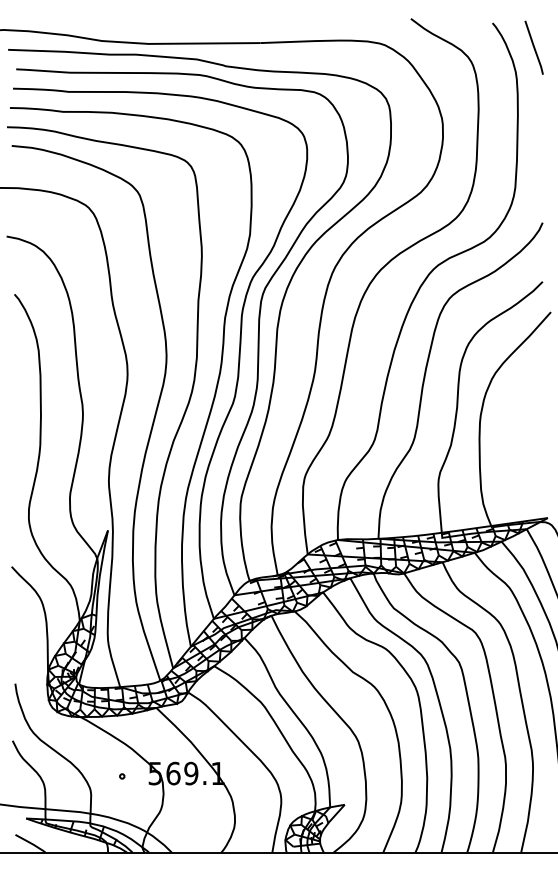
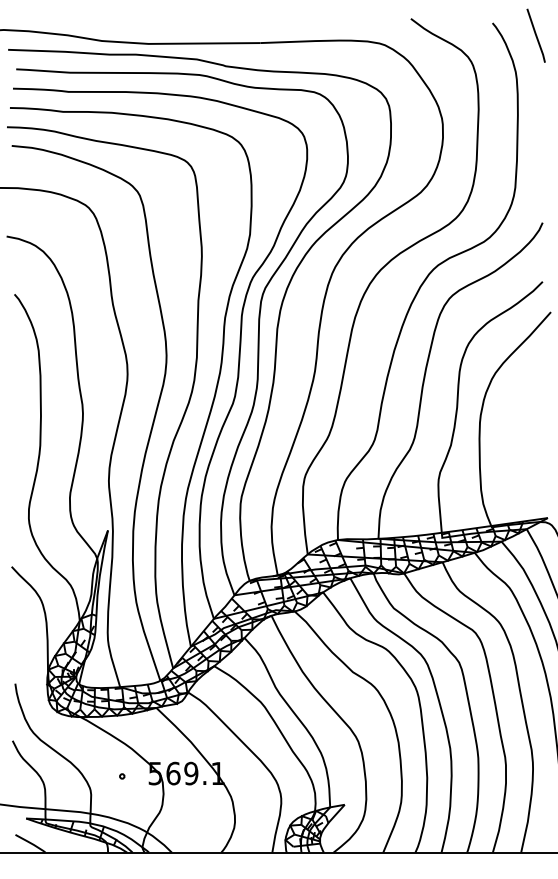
line position: (533, 47) -> (535, 35) (535, 35)
